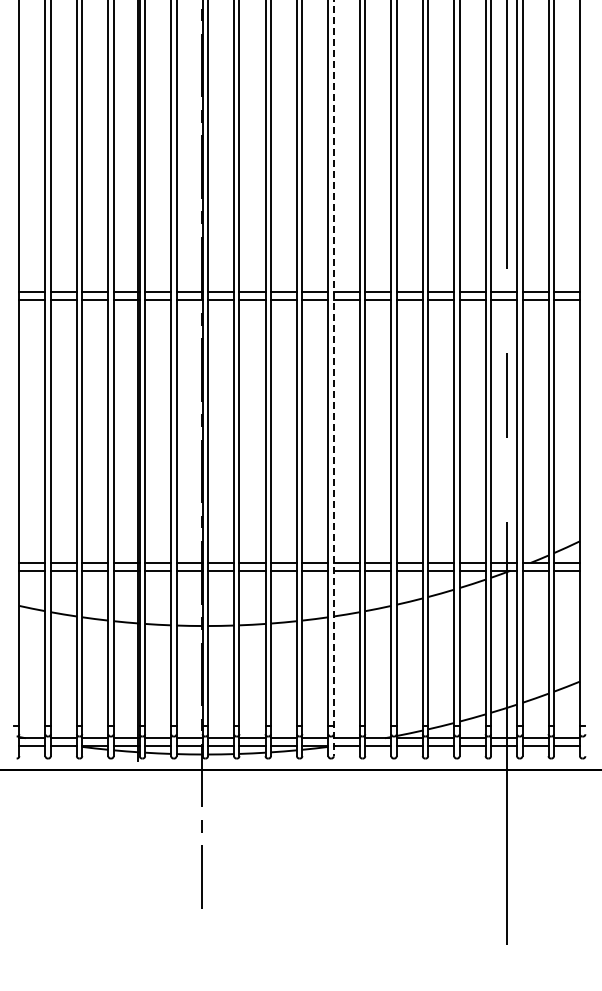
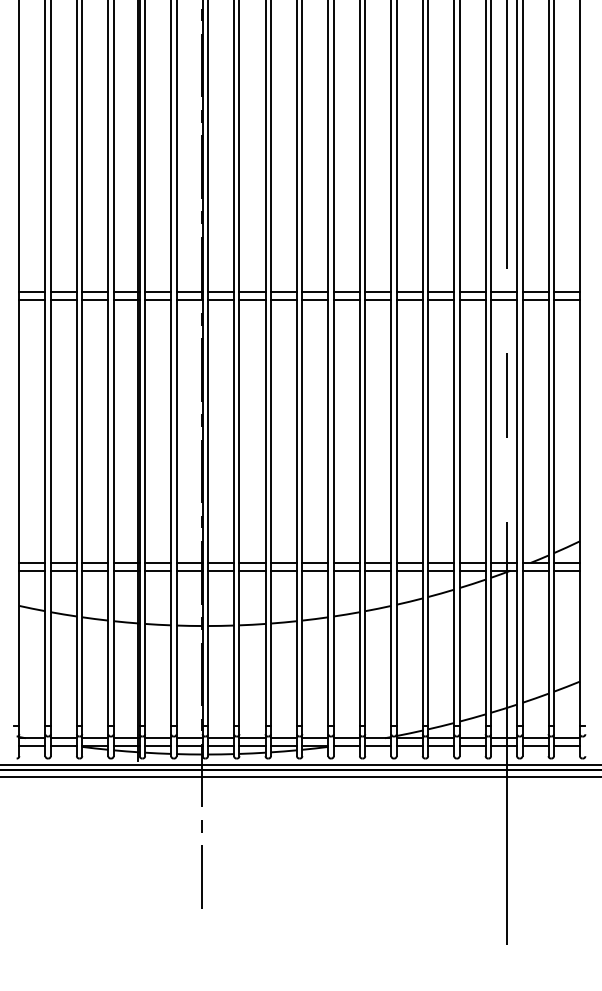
line: dashed -> solid (333, 378)
line: none -> present (300, 765)
line: none -> present (300, 777)
